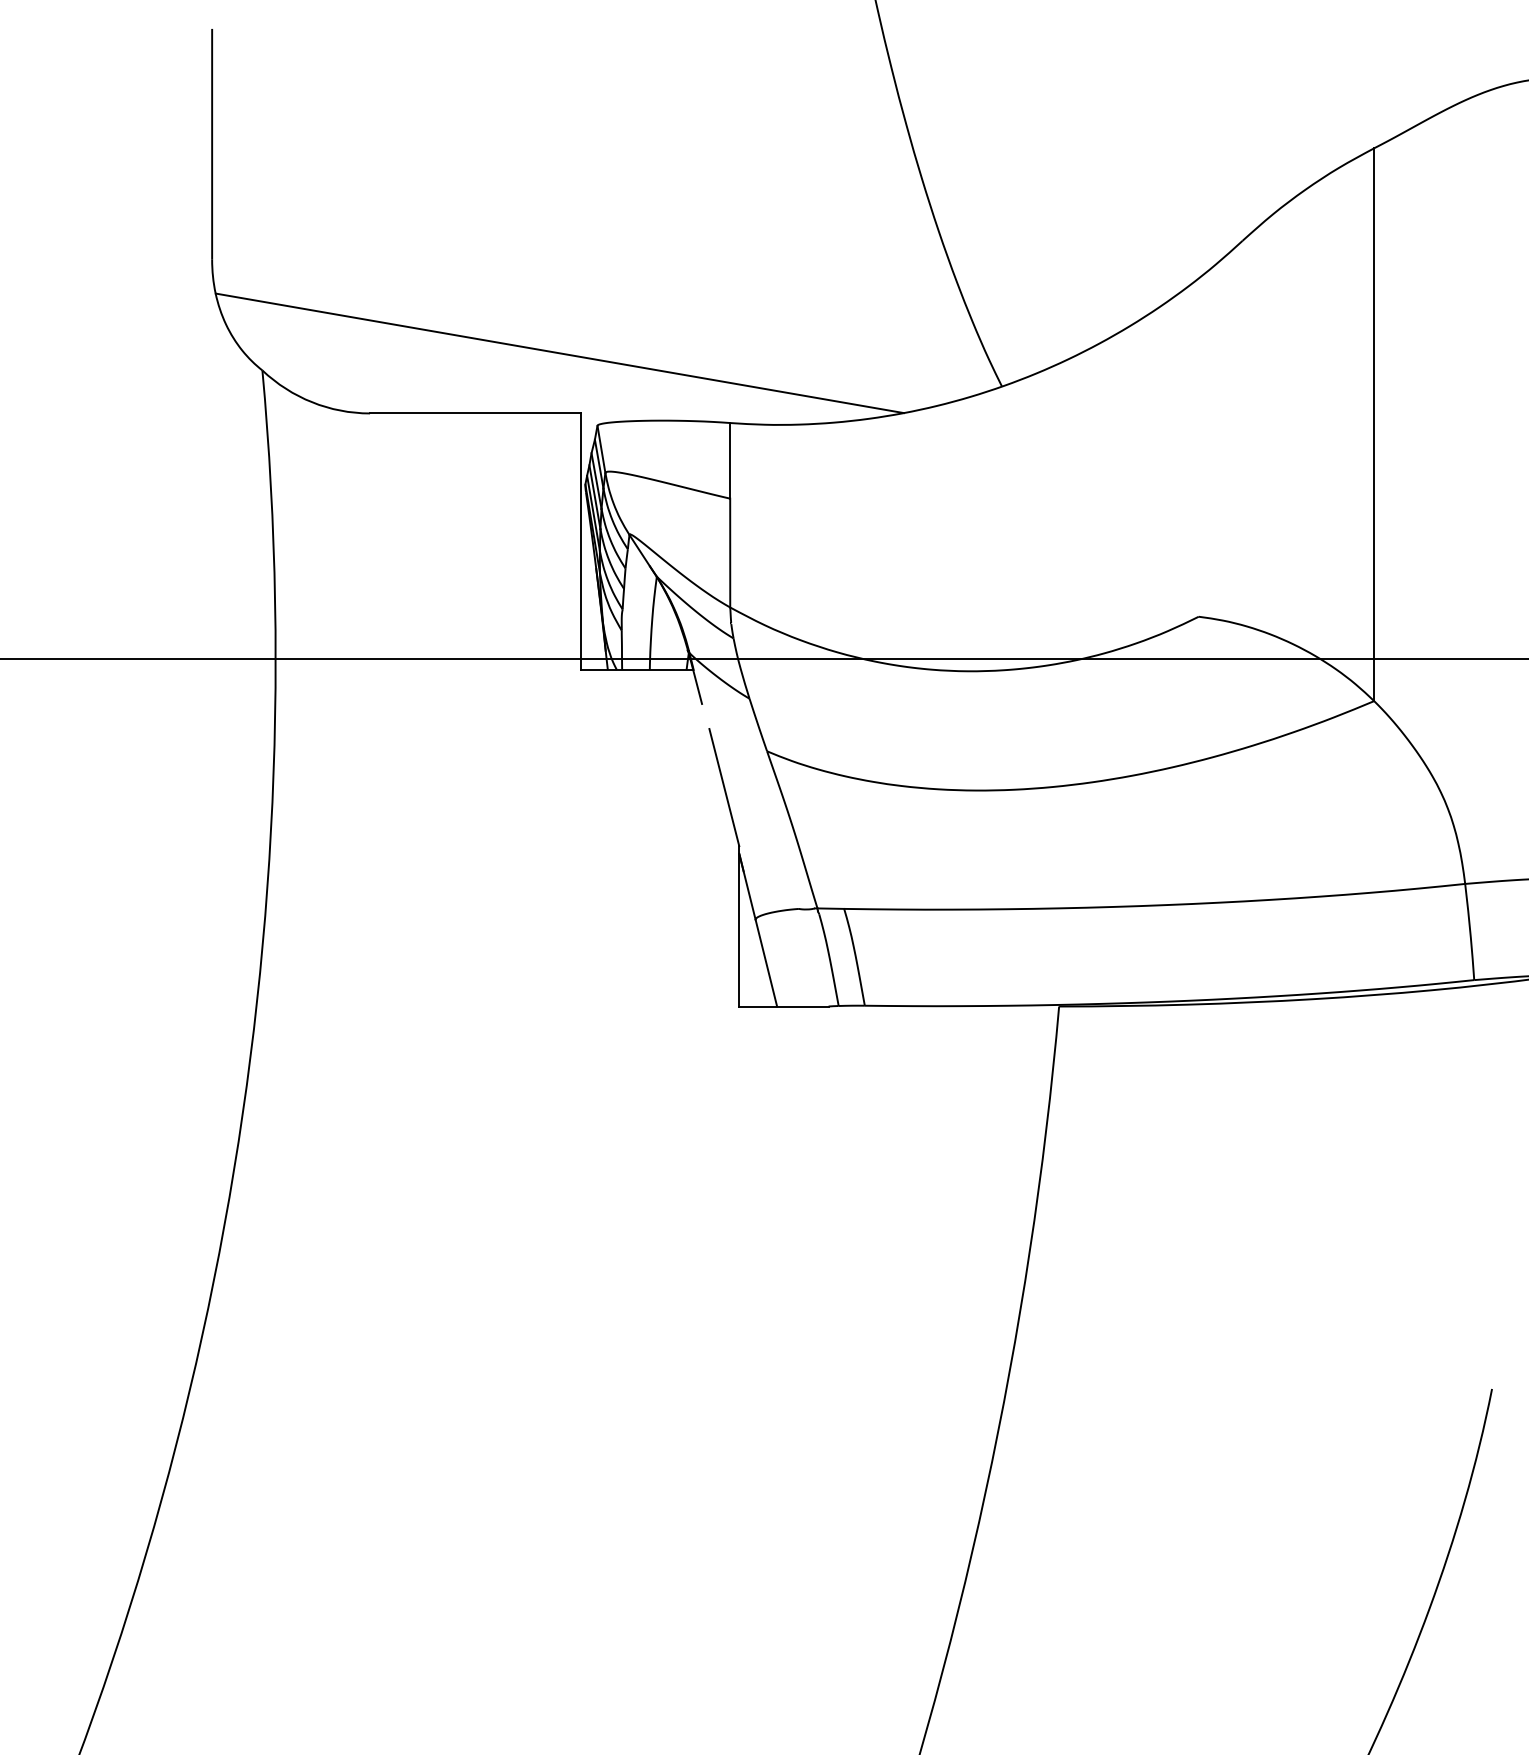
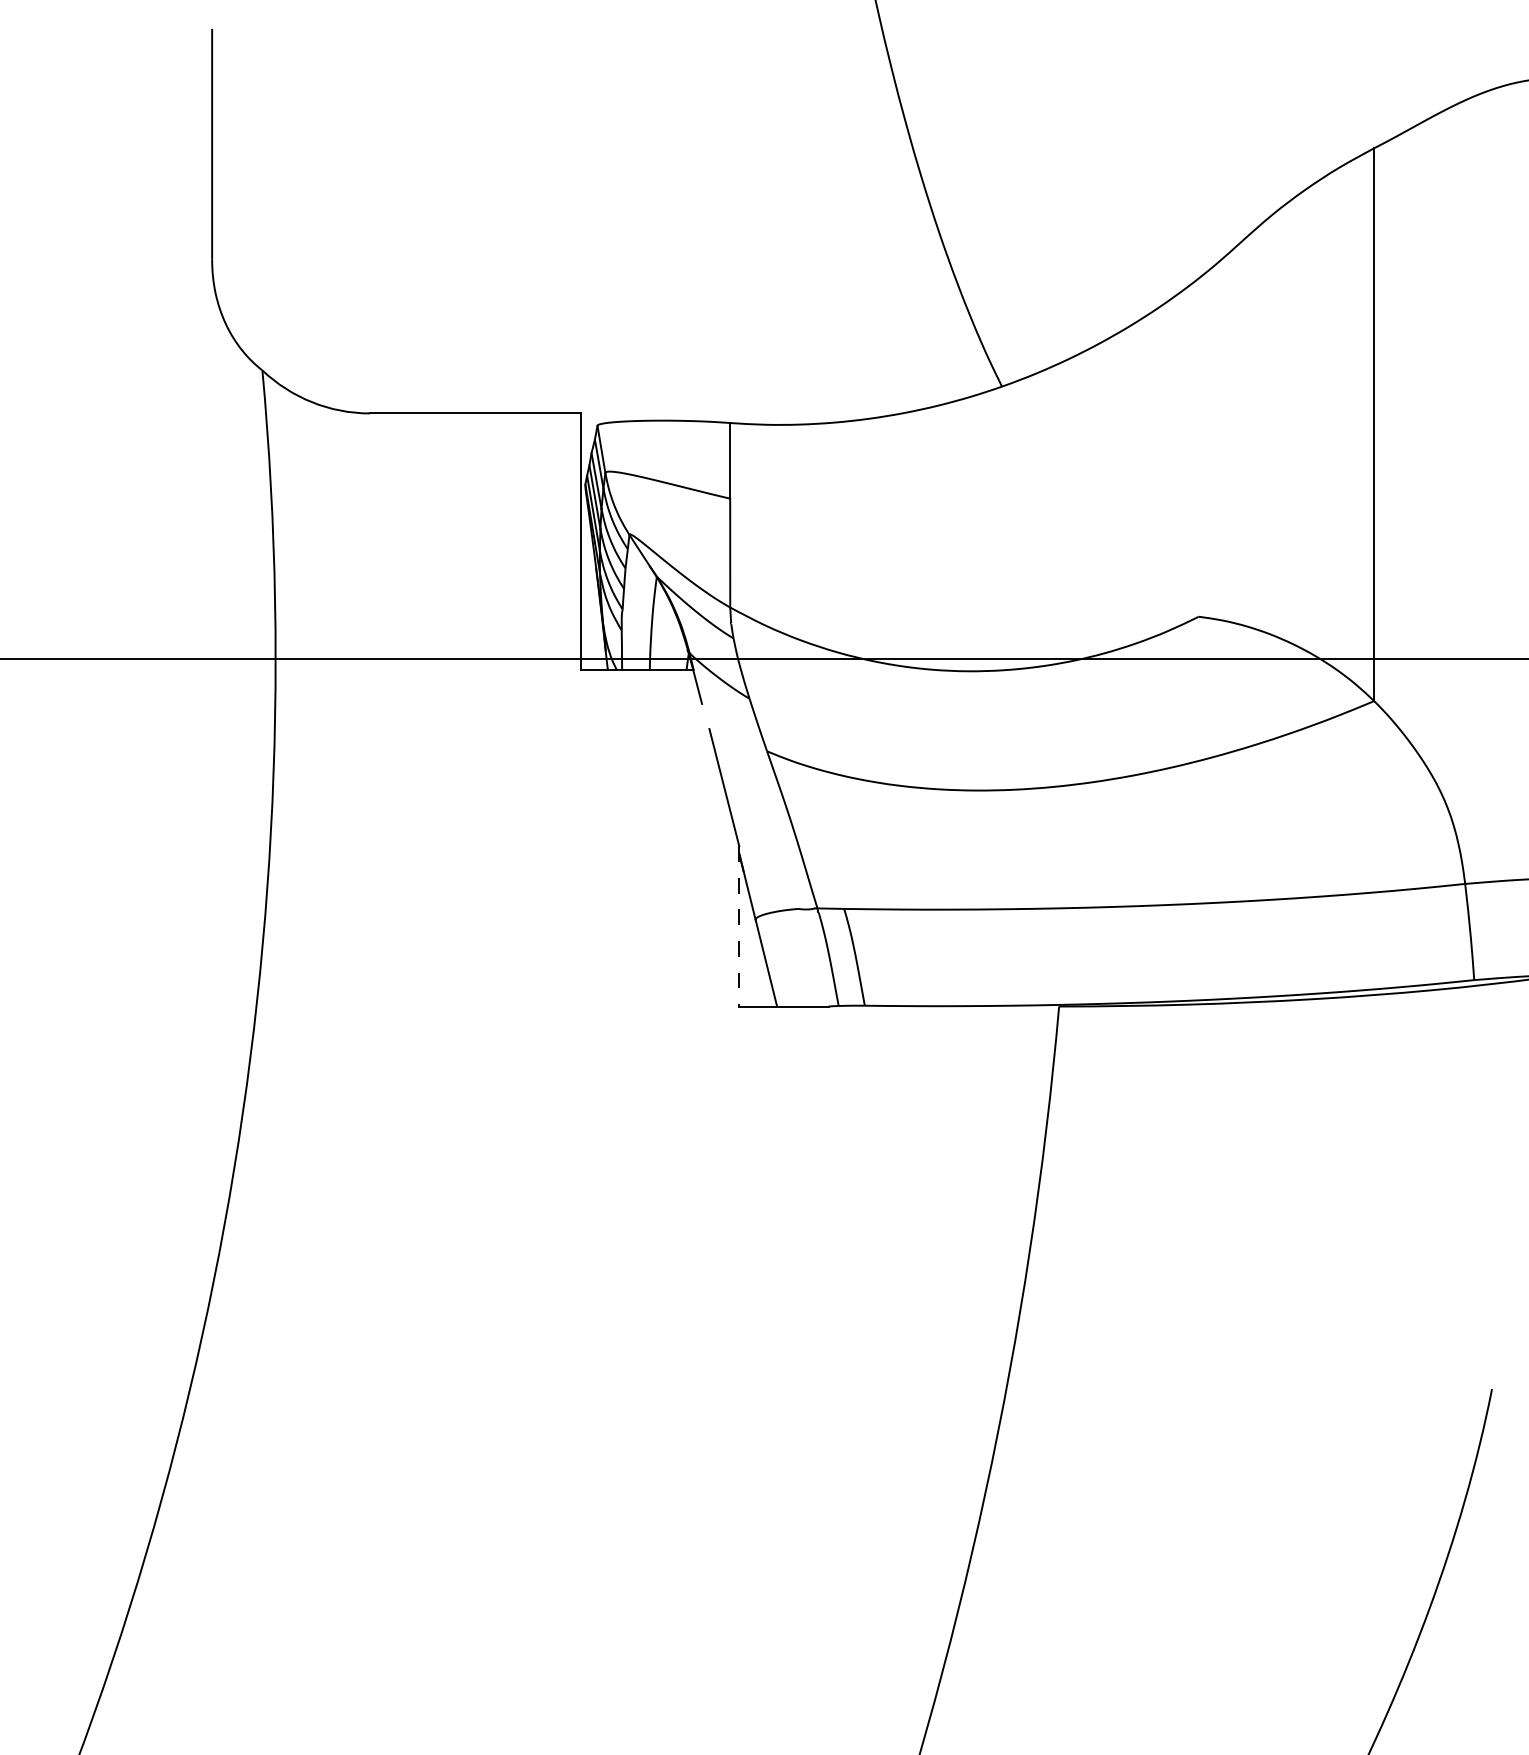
line: present -> none (559, 353)
line: solid -> dashed (739, 926)
